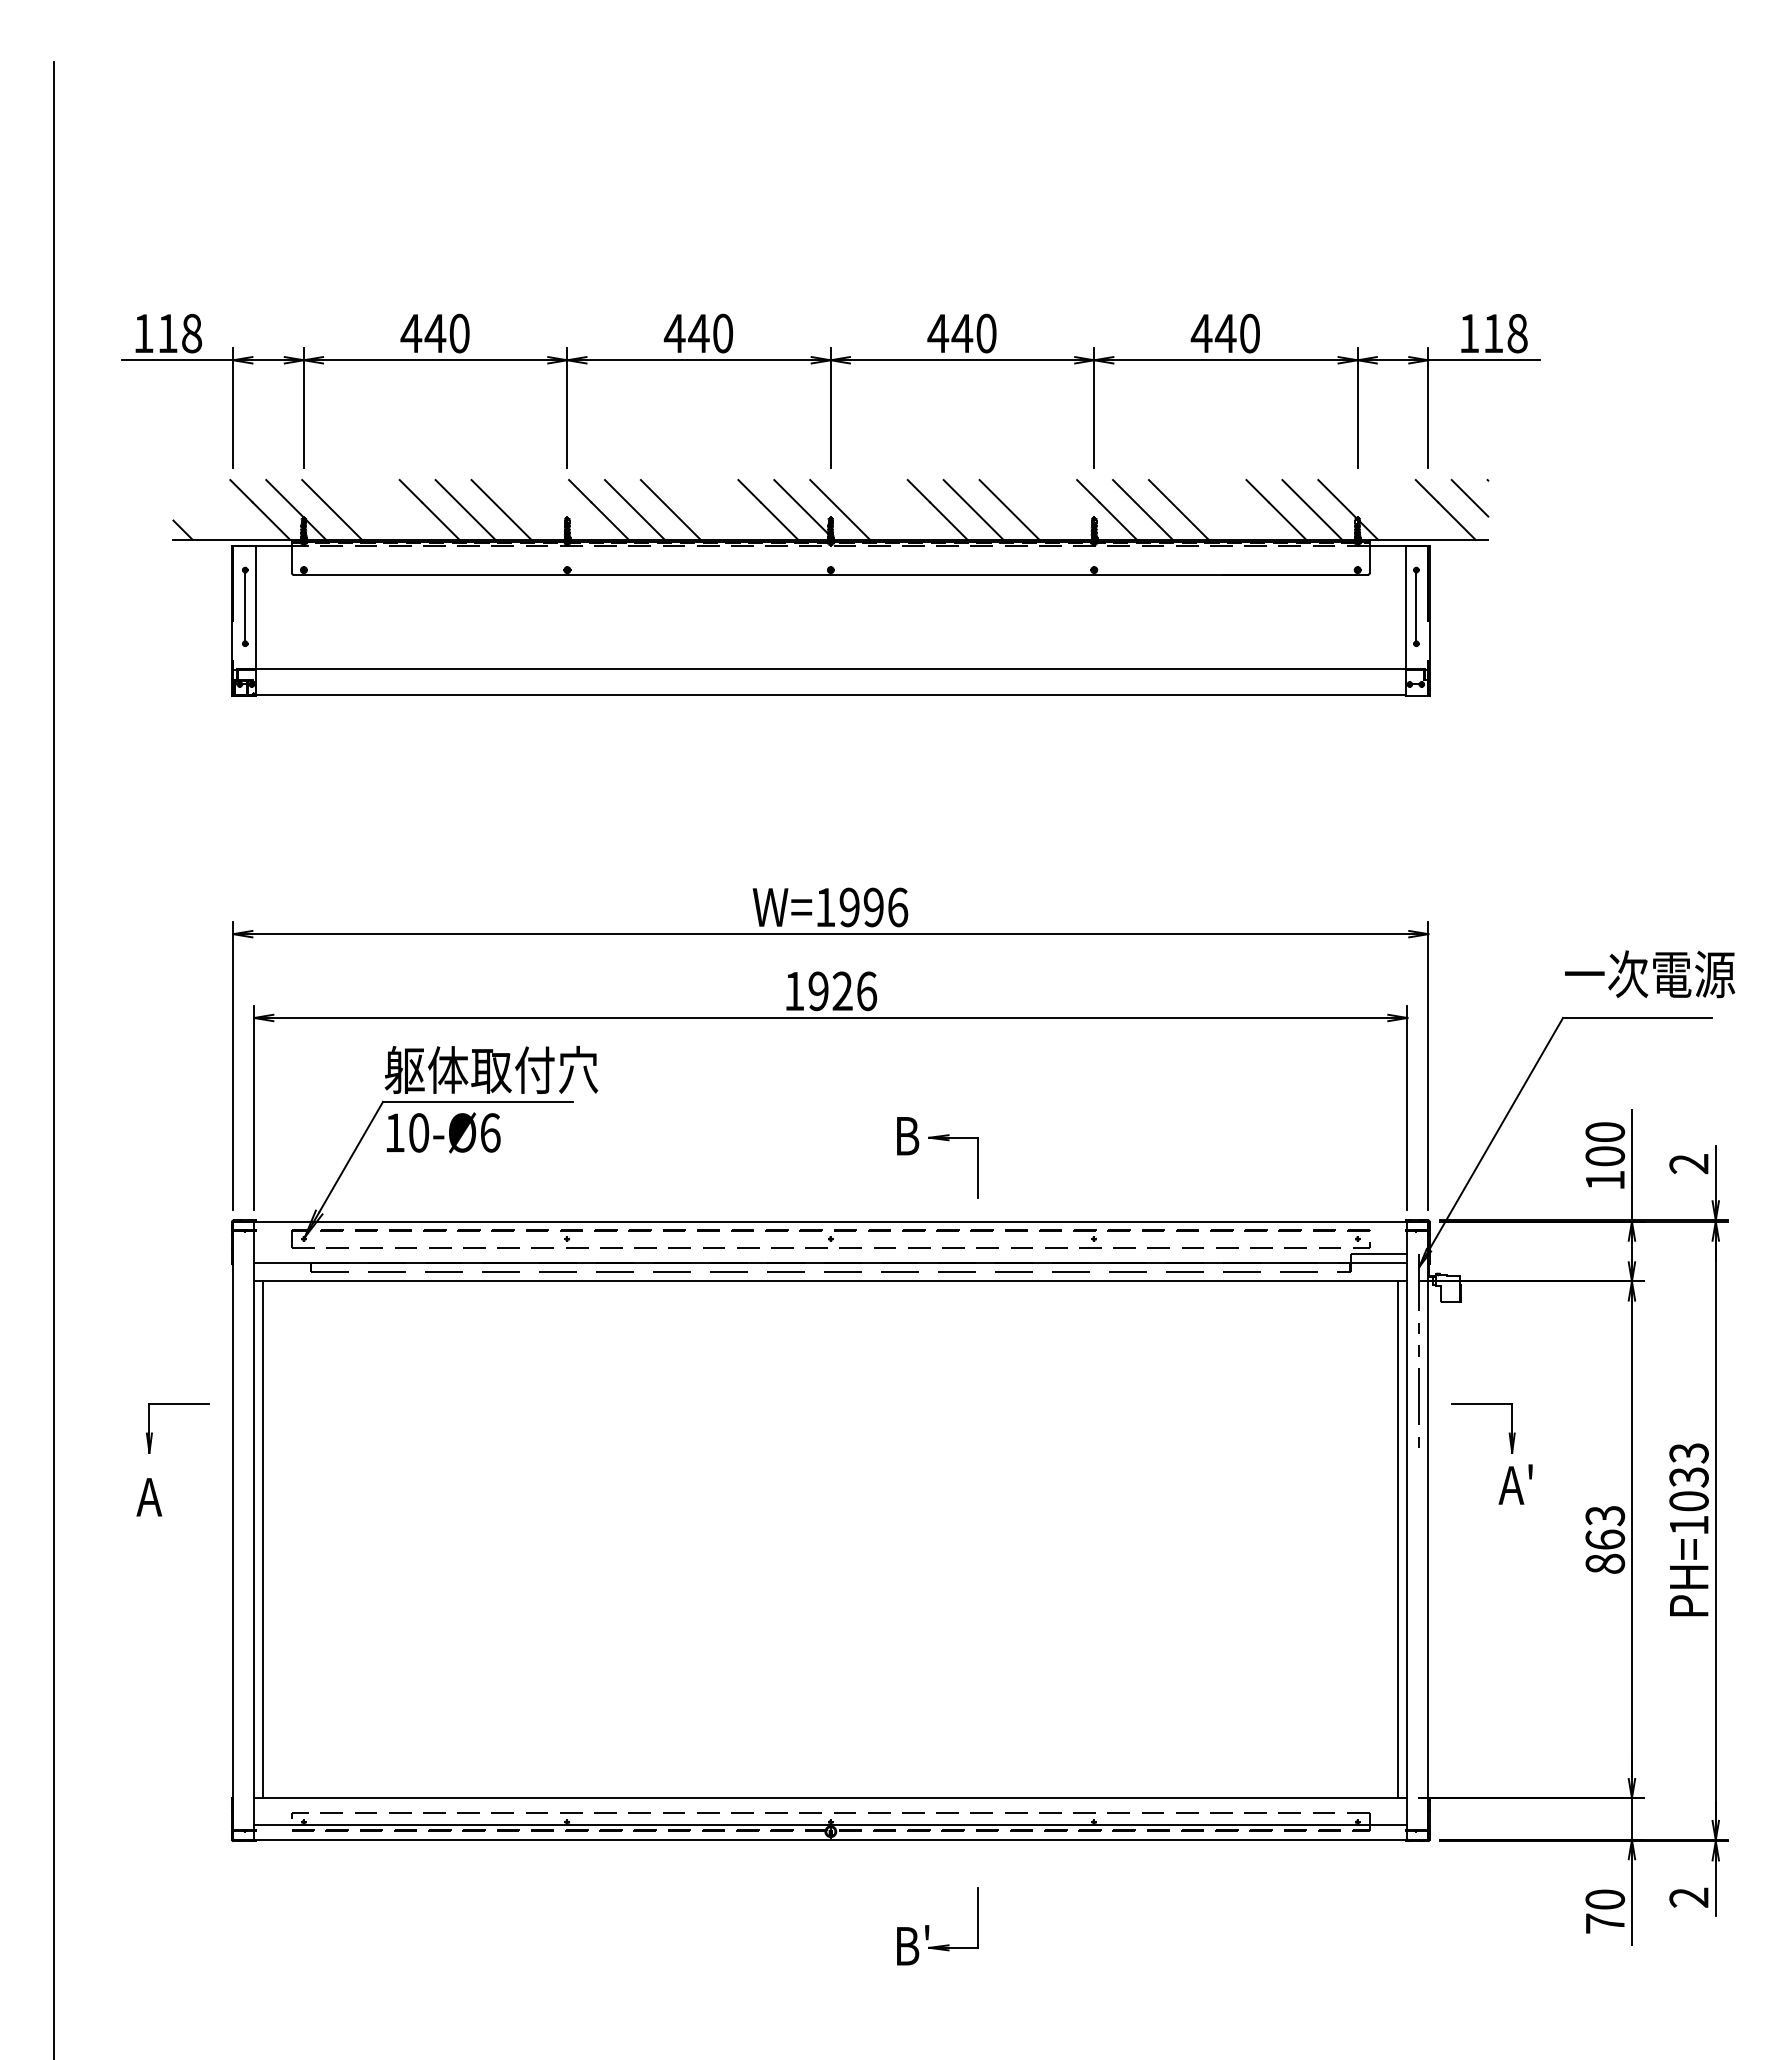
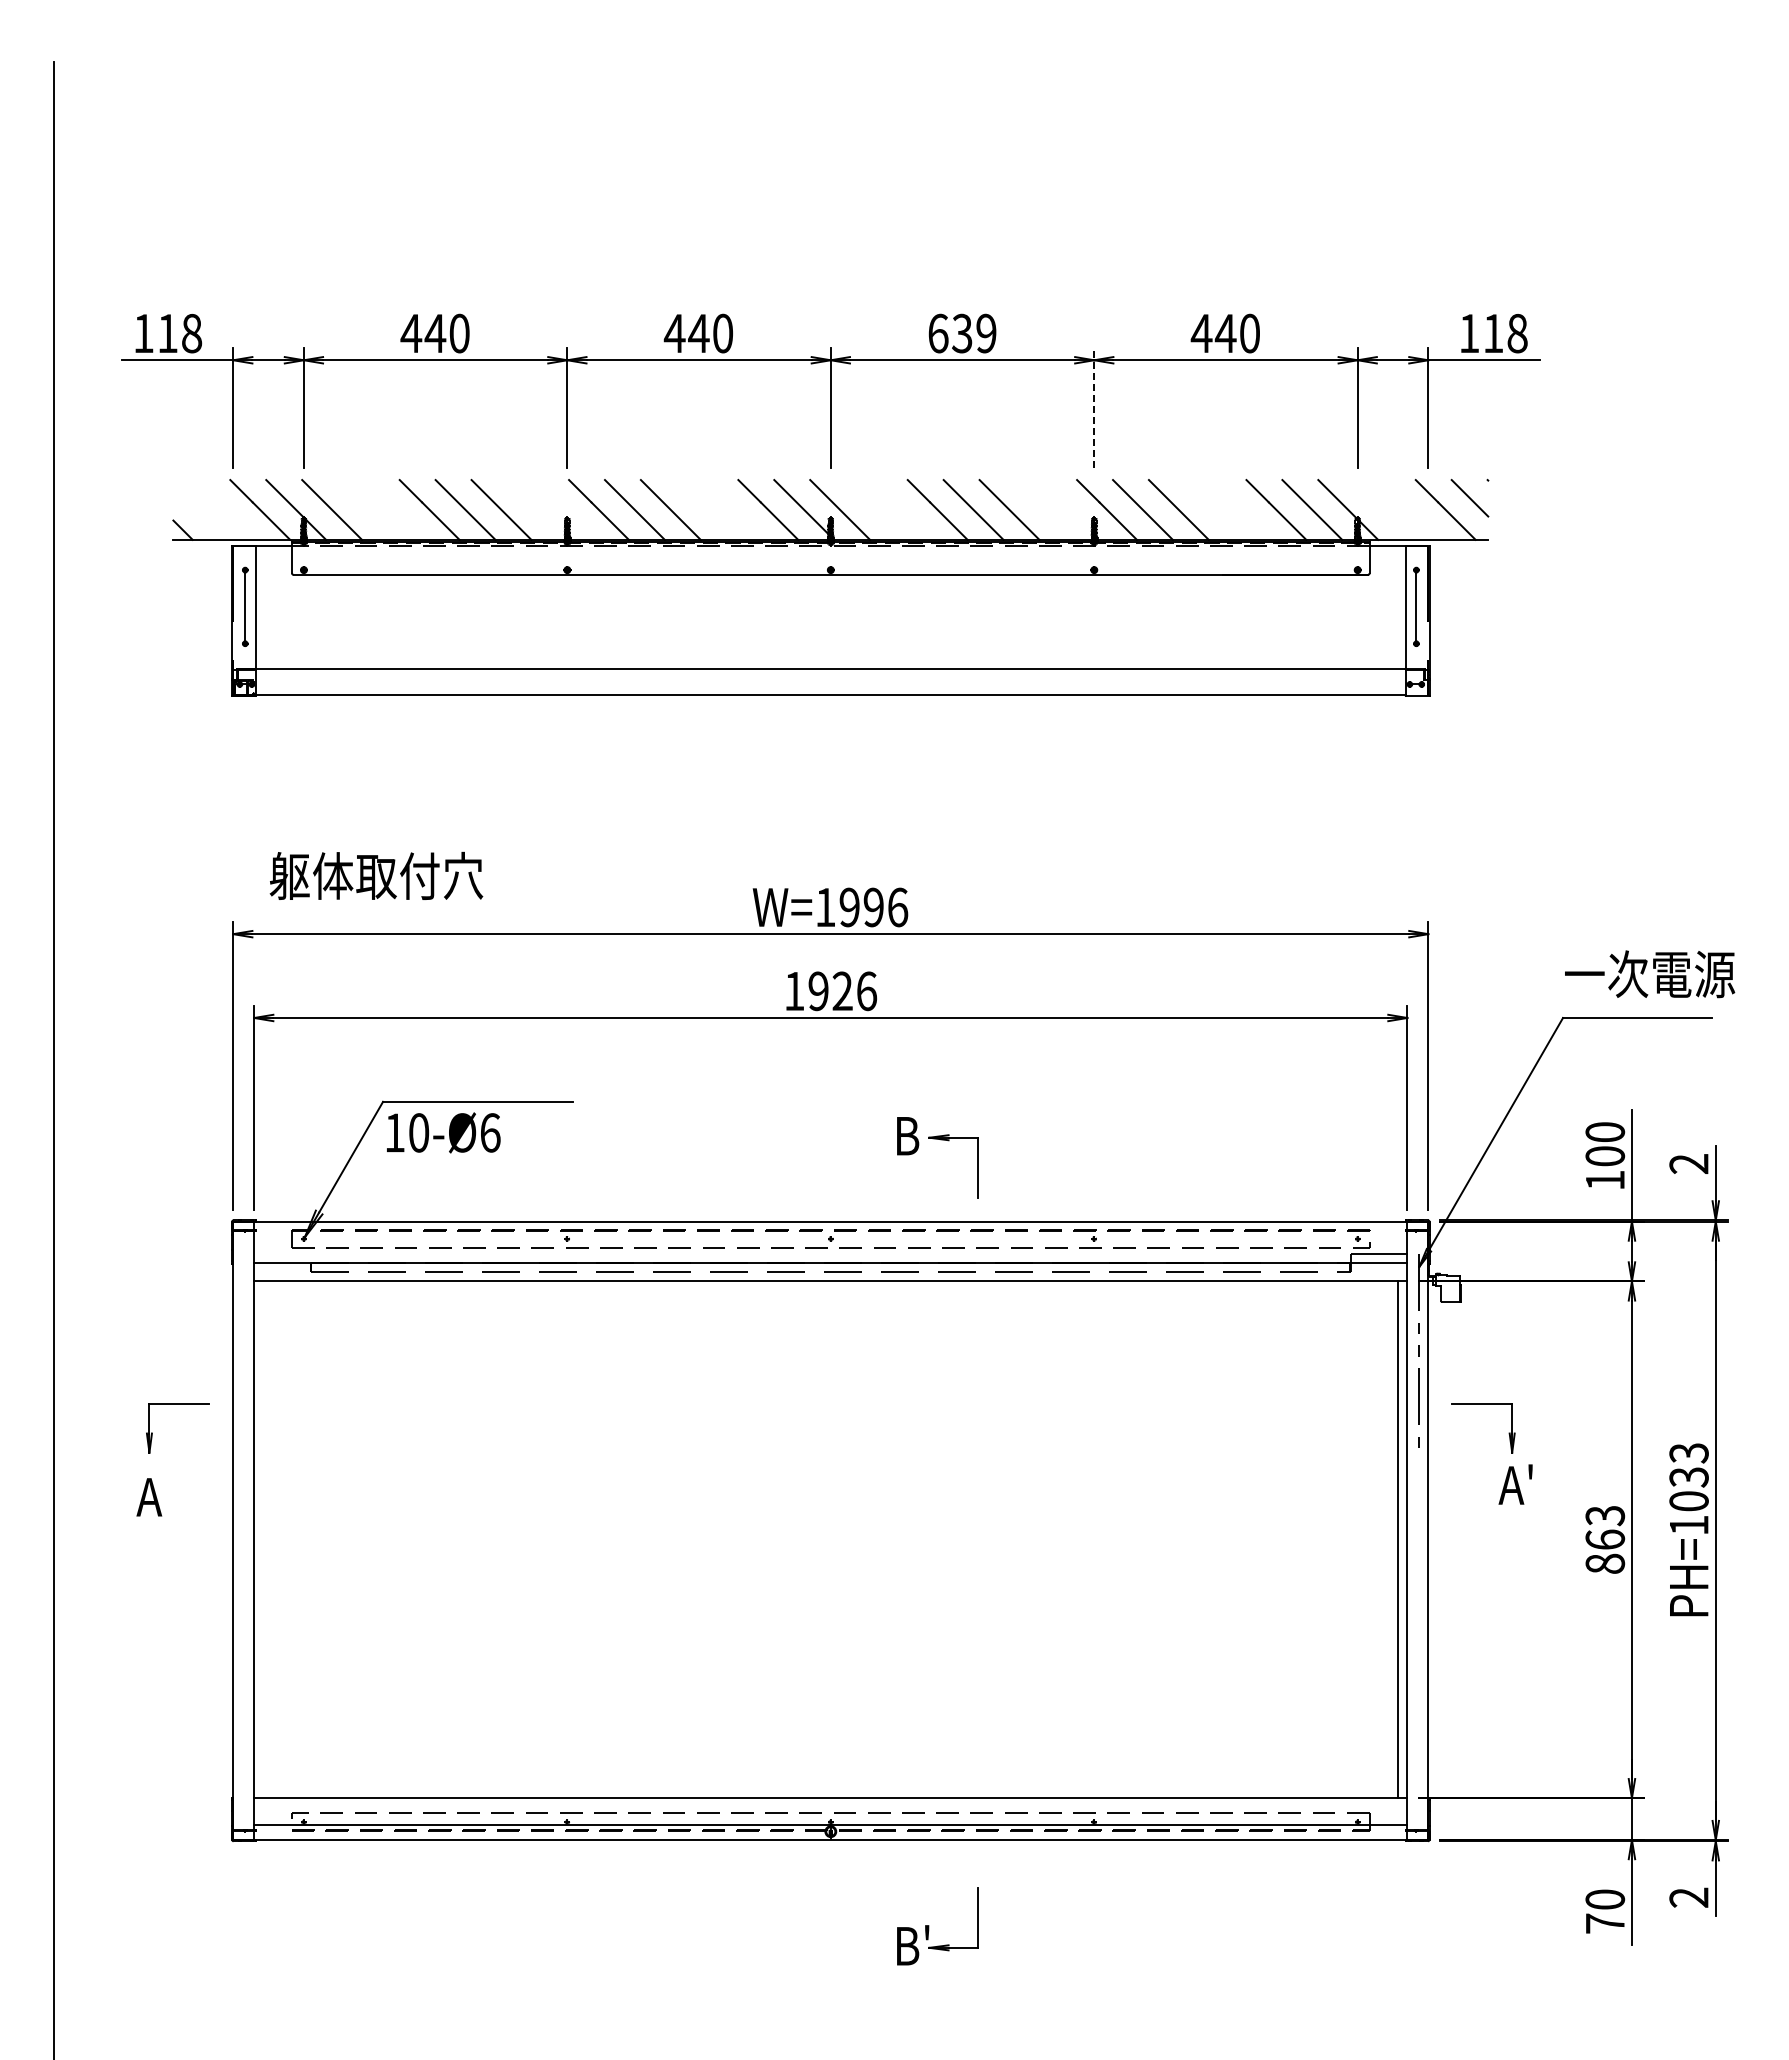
text: 440 -> 639 (961, 333)
line: solid -> dashed (1094, 408)
text position: (491, 1069) -> (376, 875) (376, 875)
line: present -> none (263, 1539)
